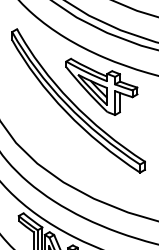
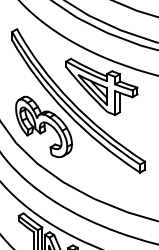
part: none -> present (43, 126)
